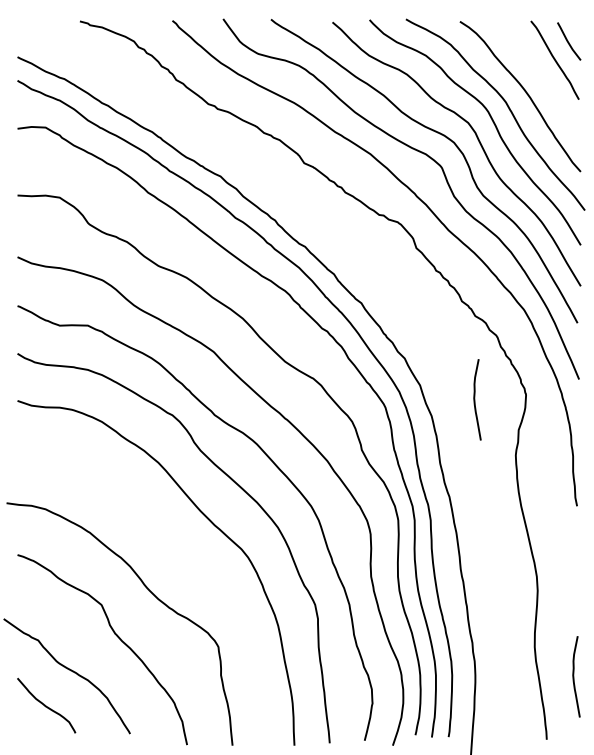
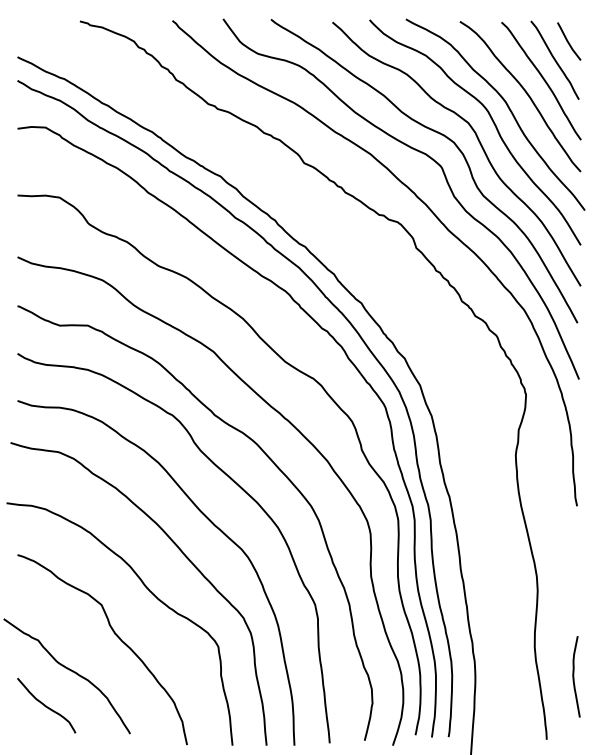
curve: none -> present (543, 80)
curve: present -> none (475, 399)
curve: none -> present (183, 555)
